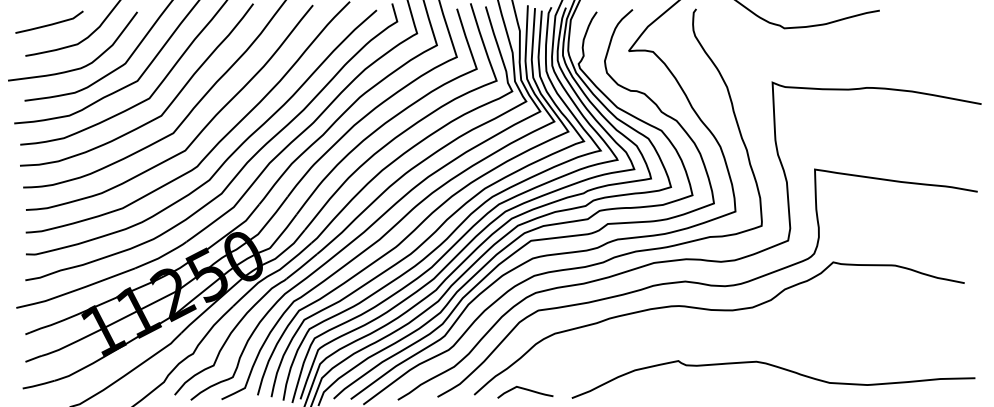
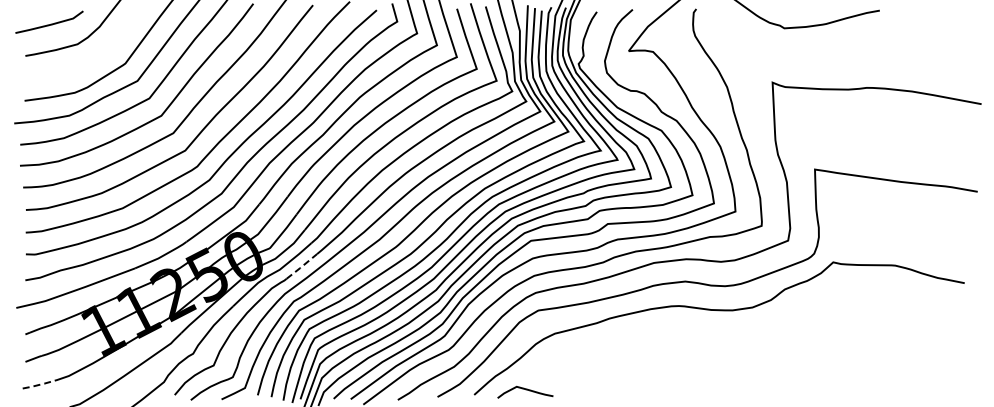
curve: present -> none (79, 67)
line: solid -> dashed (301, 266)
curve: present -> none (778, 368)
line: solid -> dashed (39, 384)
